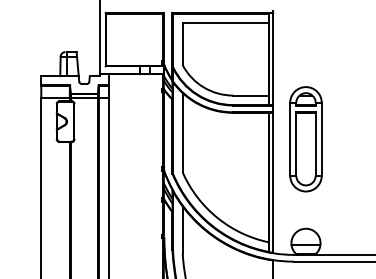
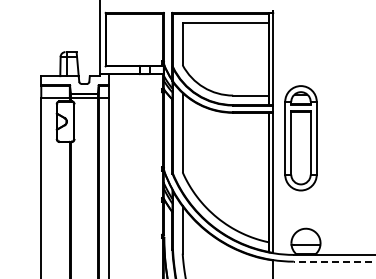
part position: (305, 139) -> (300, 138) (300, 138)
line: solid -> dashed (334, 261)
